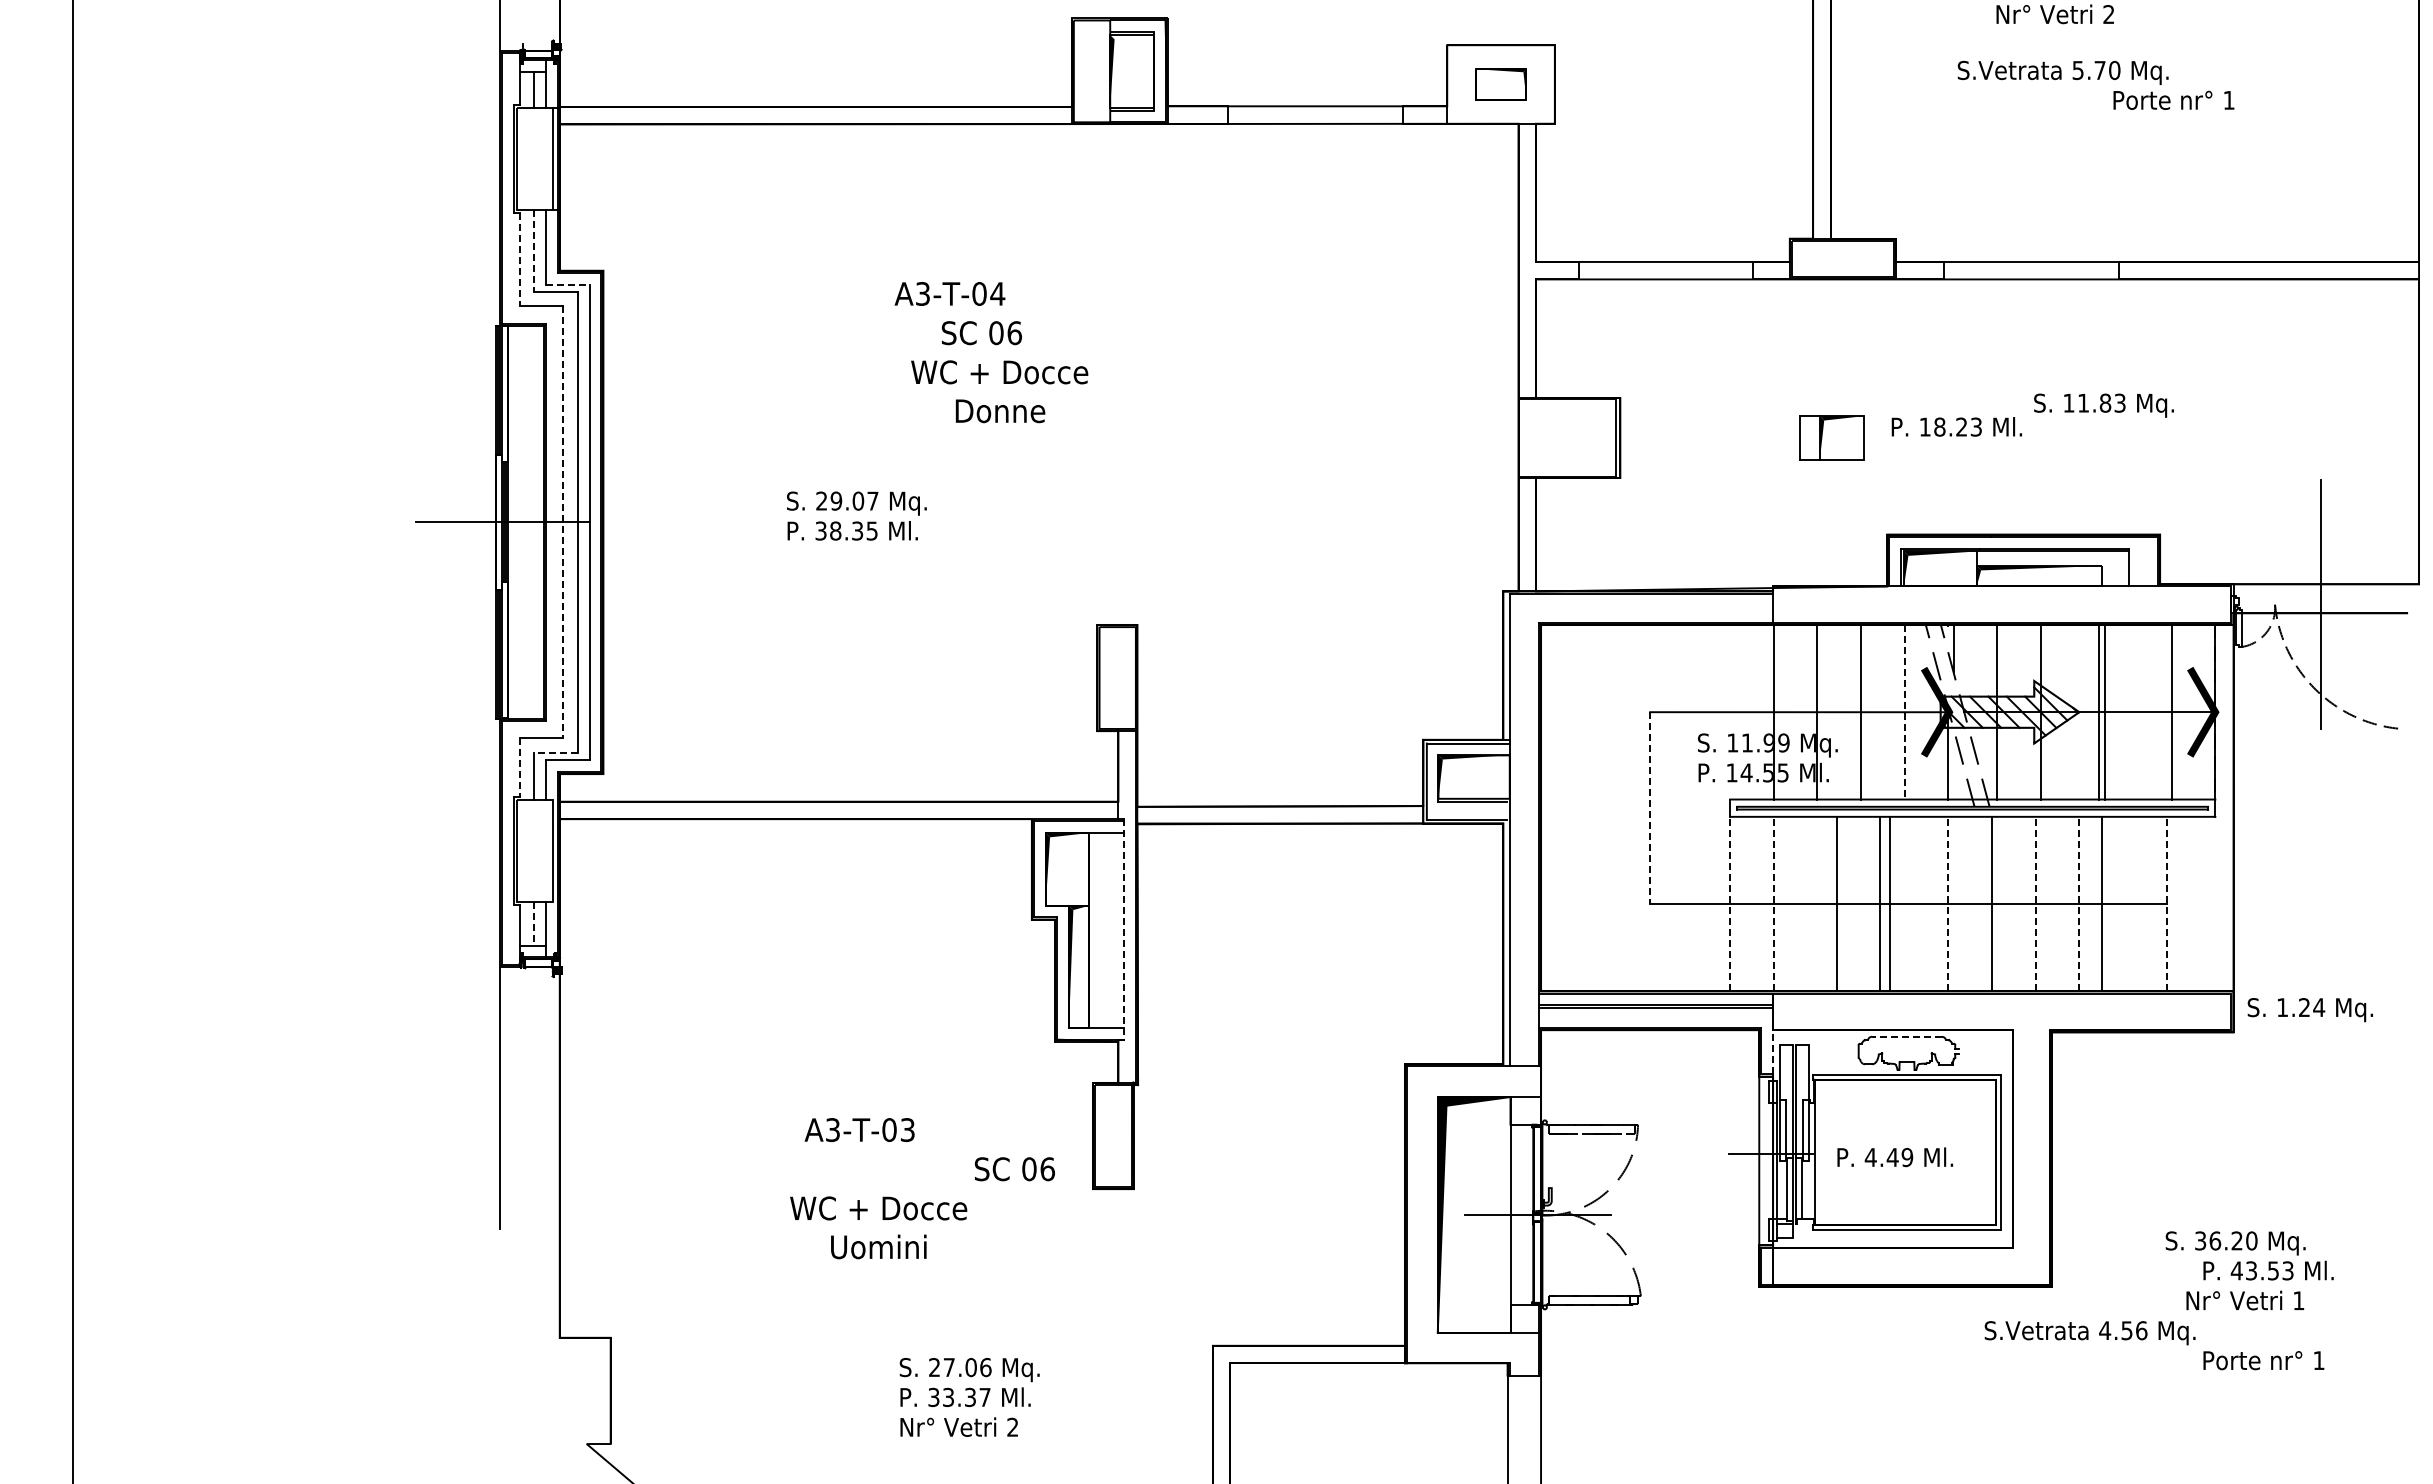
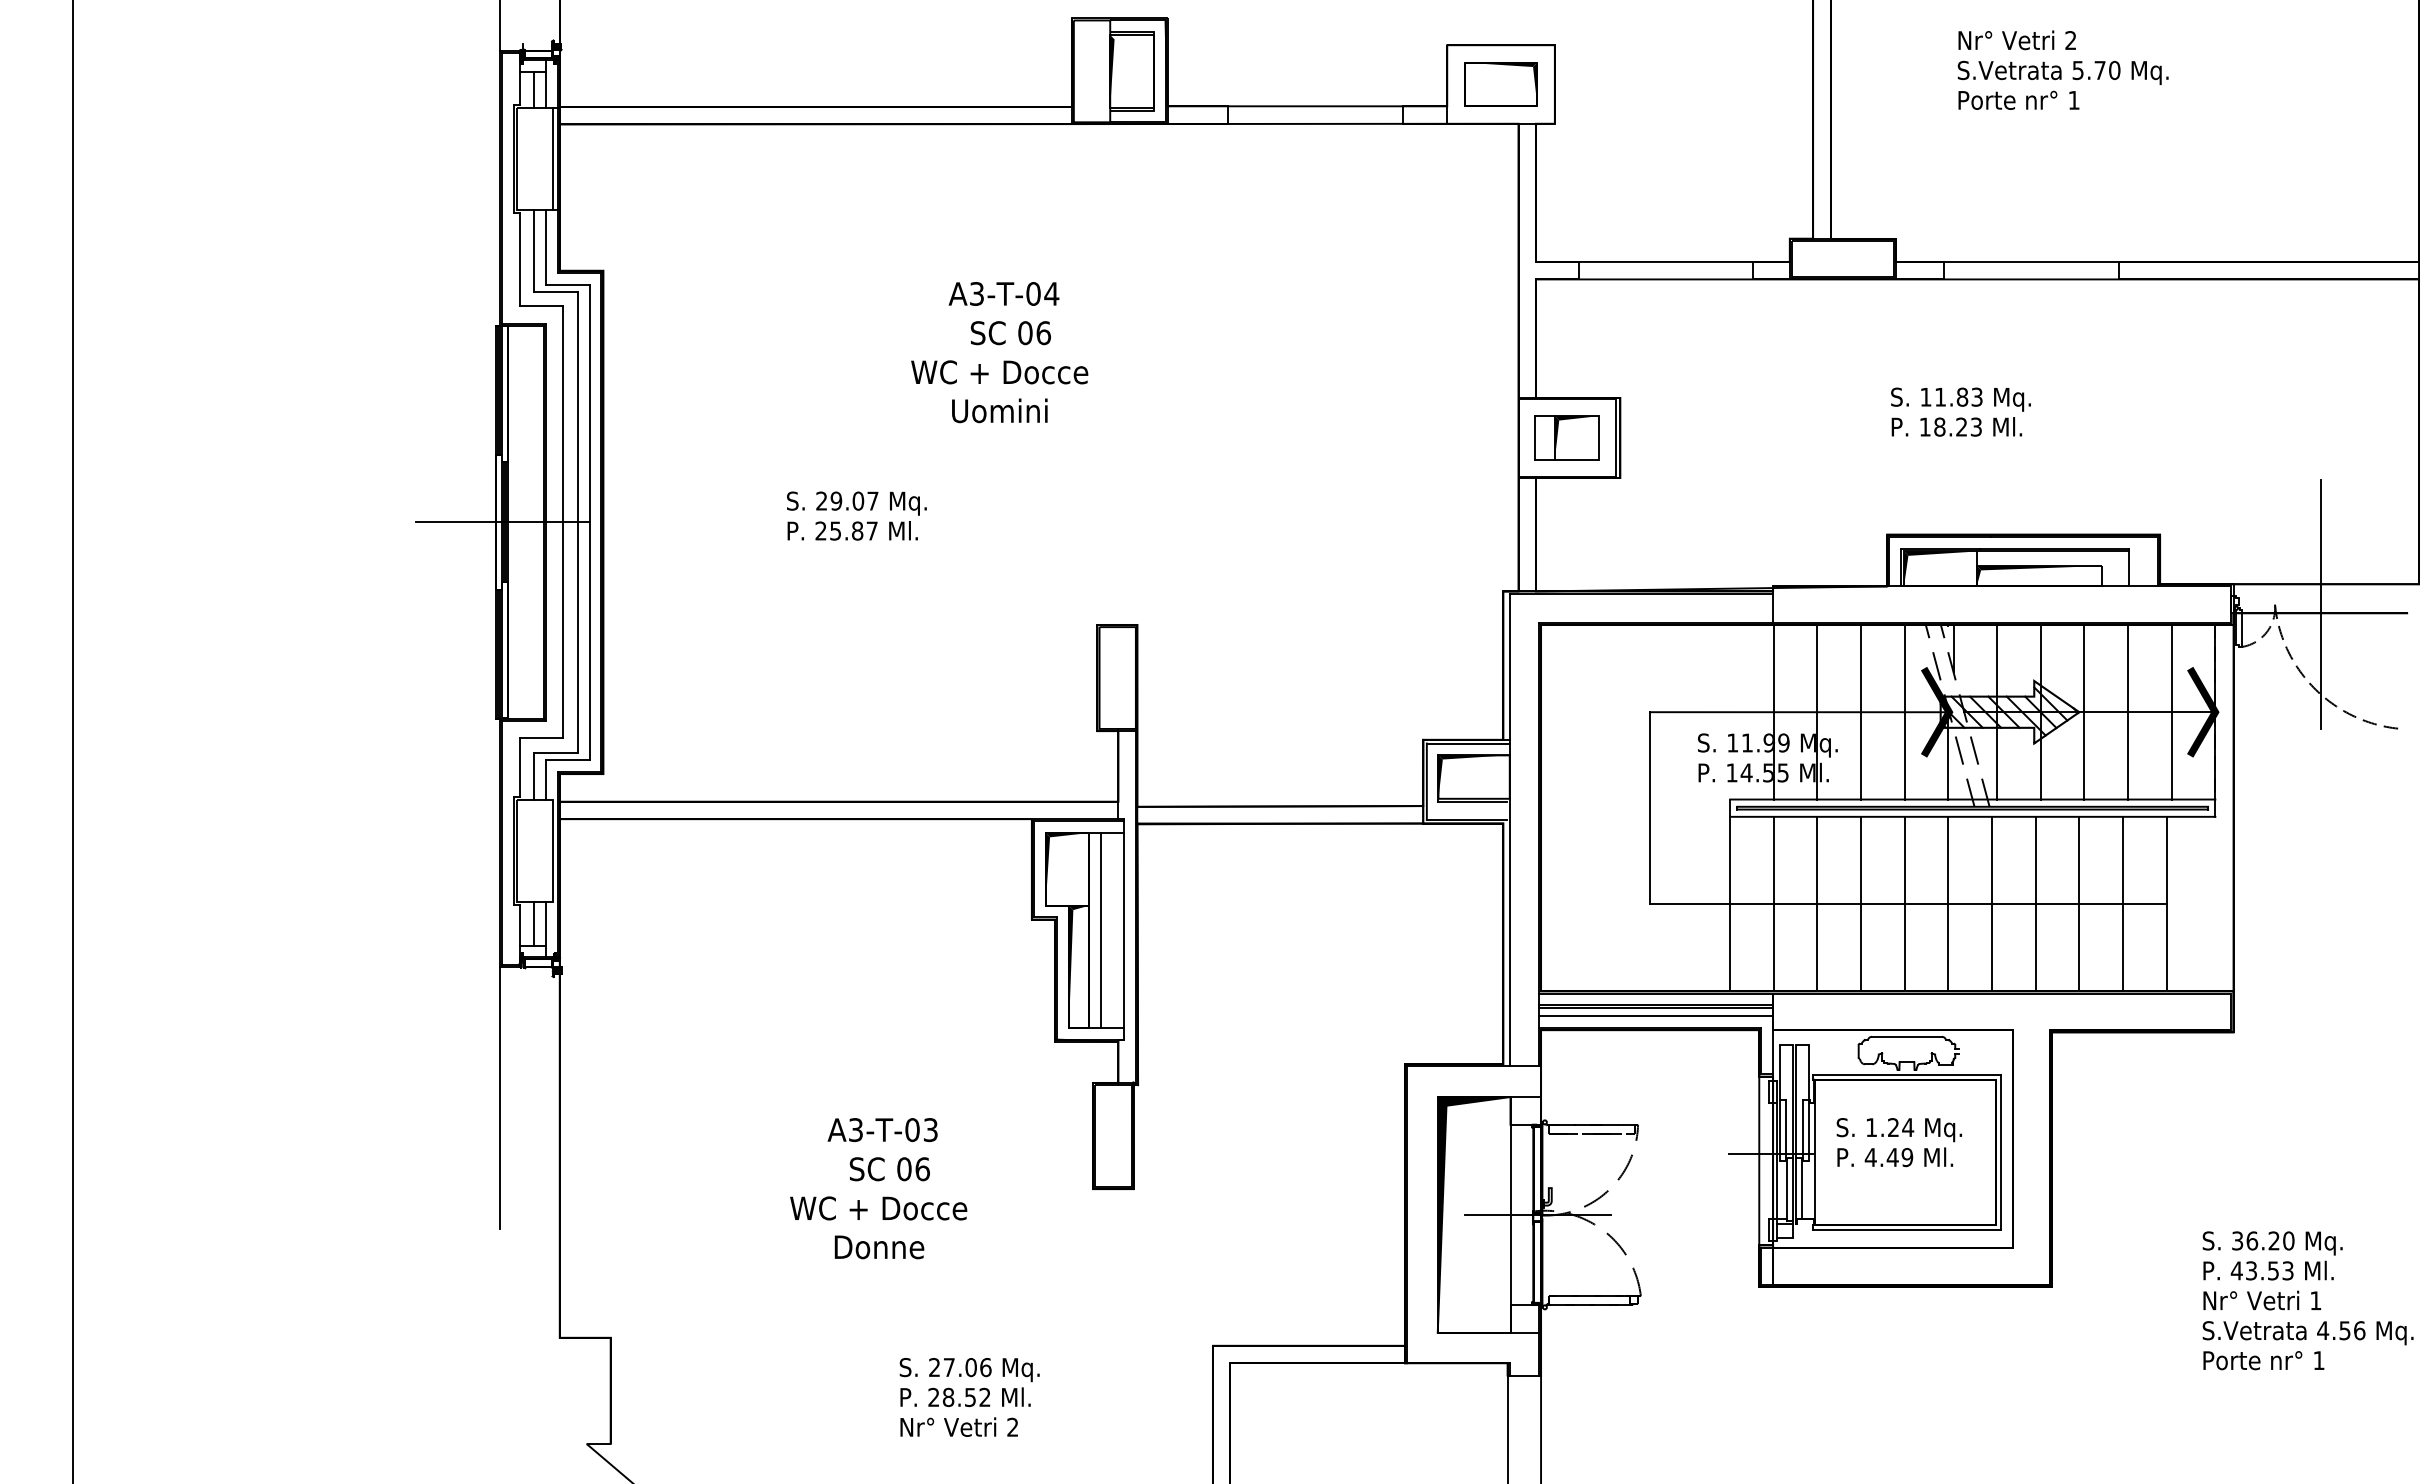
text position: (2054, 14) -> (2016, 40) (2016, 40)
part size: 52x33 px -> 74x45 px (1500, 84)
text position: (2173, 99) -> (2018, 99) (2018, 99)
line: dashed -> solid (534, 251)
line: dashed -> solid (519, 259)
line: dashed -> solid (567, 284)
text position: (949, 293) -> (1003, 293) (1003, 293)
text position: (981, 333) -> (1010, 333) (1010, 333)
text position: (2103, 405) -> (1960, 399) (1960, 399)
text: WC + Docce Donne -> WC + Docce Uomini (999, 410)
part position: (1831, 437) -> (1566, 437) (1566, 437)
line: dashed -> solid (563, 522)
text: 38.35 -> 25.87 (846, 530)
line position: (2099, 711) -> (2084, 711) (2084, 711)
line position: (2105, 711) -> (2128, 711) (2128, 711)
line: dashed -> solid (1904, 712)
line: dashed -> solid (556, 753)
line: dashed -> solid (519, 768)
line: dashed -> solid (1650, 808)
line: dashed -> solid (1730, 903)
line: dashed -> solid (1773, 903)
line position: (1837, 903) -> (1817, 903) (1817, 903)
line position: (1880, 903) -> (1861, 903) (1861, 903)
line position: (1889, 903) -> (1904, 903) (1904, 903)
line: dashed -> solid (1948, 903)
line: dashed -> solid (2035, 903)
line: dashed -> solid (2079, 903)
line position: (2101, 903) -> (2122, 903) (2122, 903)
line: dashed -> solid (2166, 903)
line: dashed -> solid (534, 923)
line: none -> present (1100, 929)
line: dashed -> solid (1123, 929)
text position: (2309, 1010) -> (1898, 1130) (1898, 1130)
line: none -> present (1655, 1016)
line: dashed -> solid (1906, 1036)
line: dashed -> solid (1773, 1051)
text position: (859, 1130) -> (882, 1130) (882, 1130)
text position: (1014, 1169) -> (889, 1169) (889, 1169)
text position: (2235, 1243) -> (2272, 1243) (2272, 1243)
text: WC + Docce Uomini -> WC + Docce Donne (878, 1246)
text position: (2245, 1300) -> (2262, 1300) (2262, 1300)
text position: (2089, 1333) -> (2307, 1333) (2307, 1333)
text: 33.37 -> 28.52 (959, 1397)
